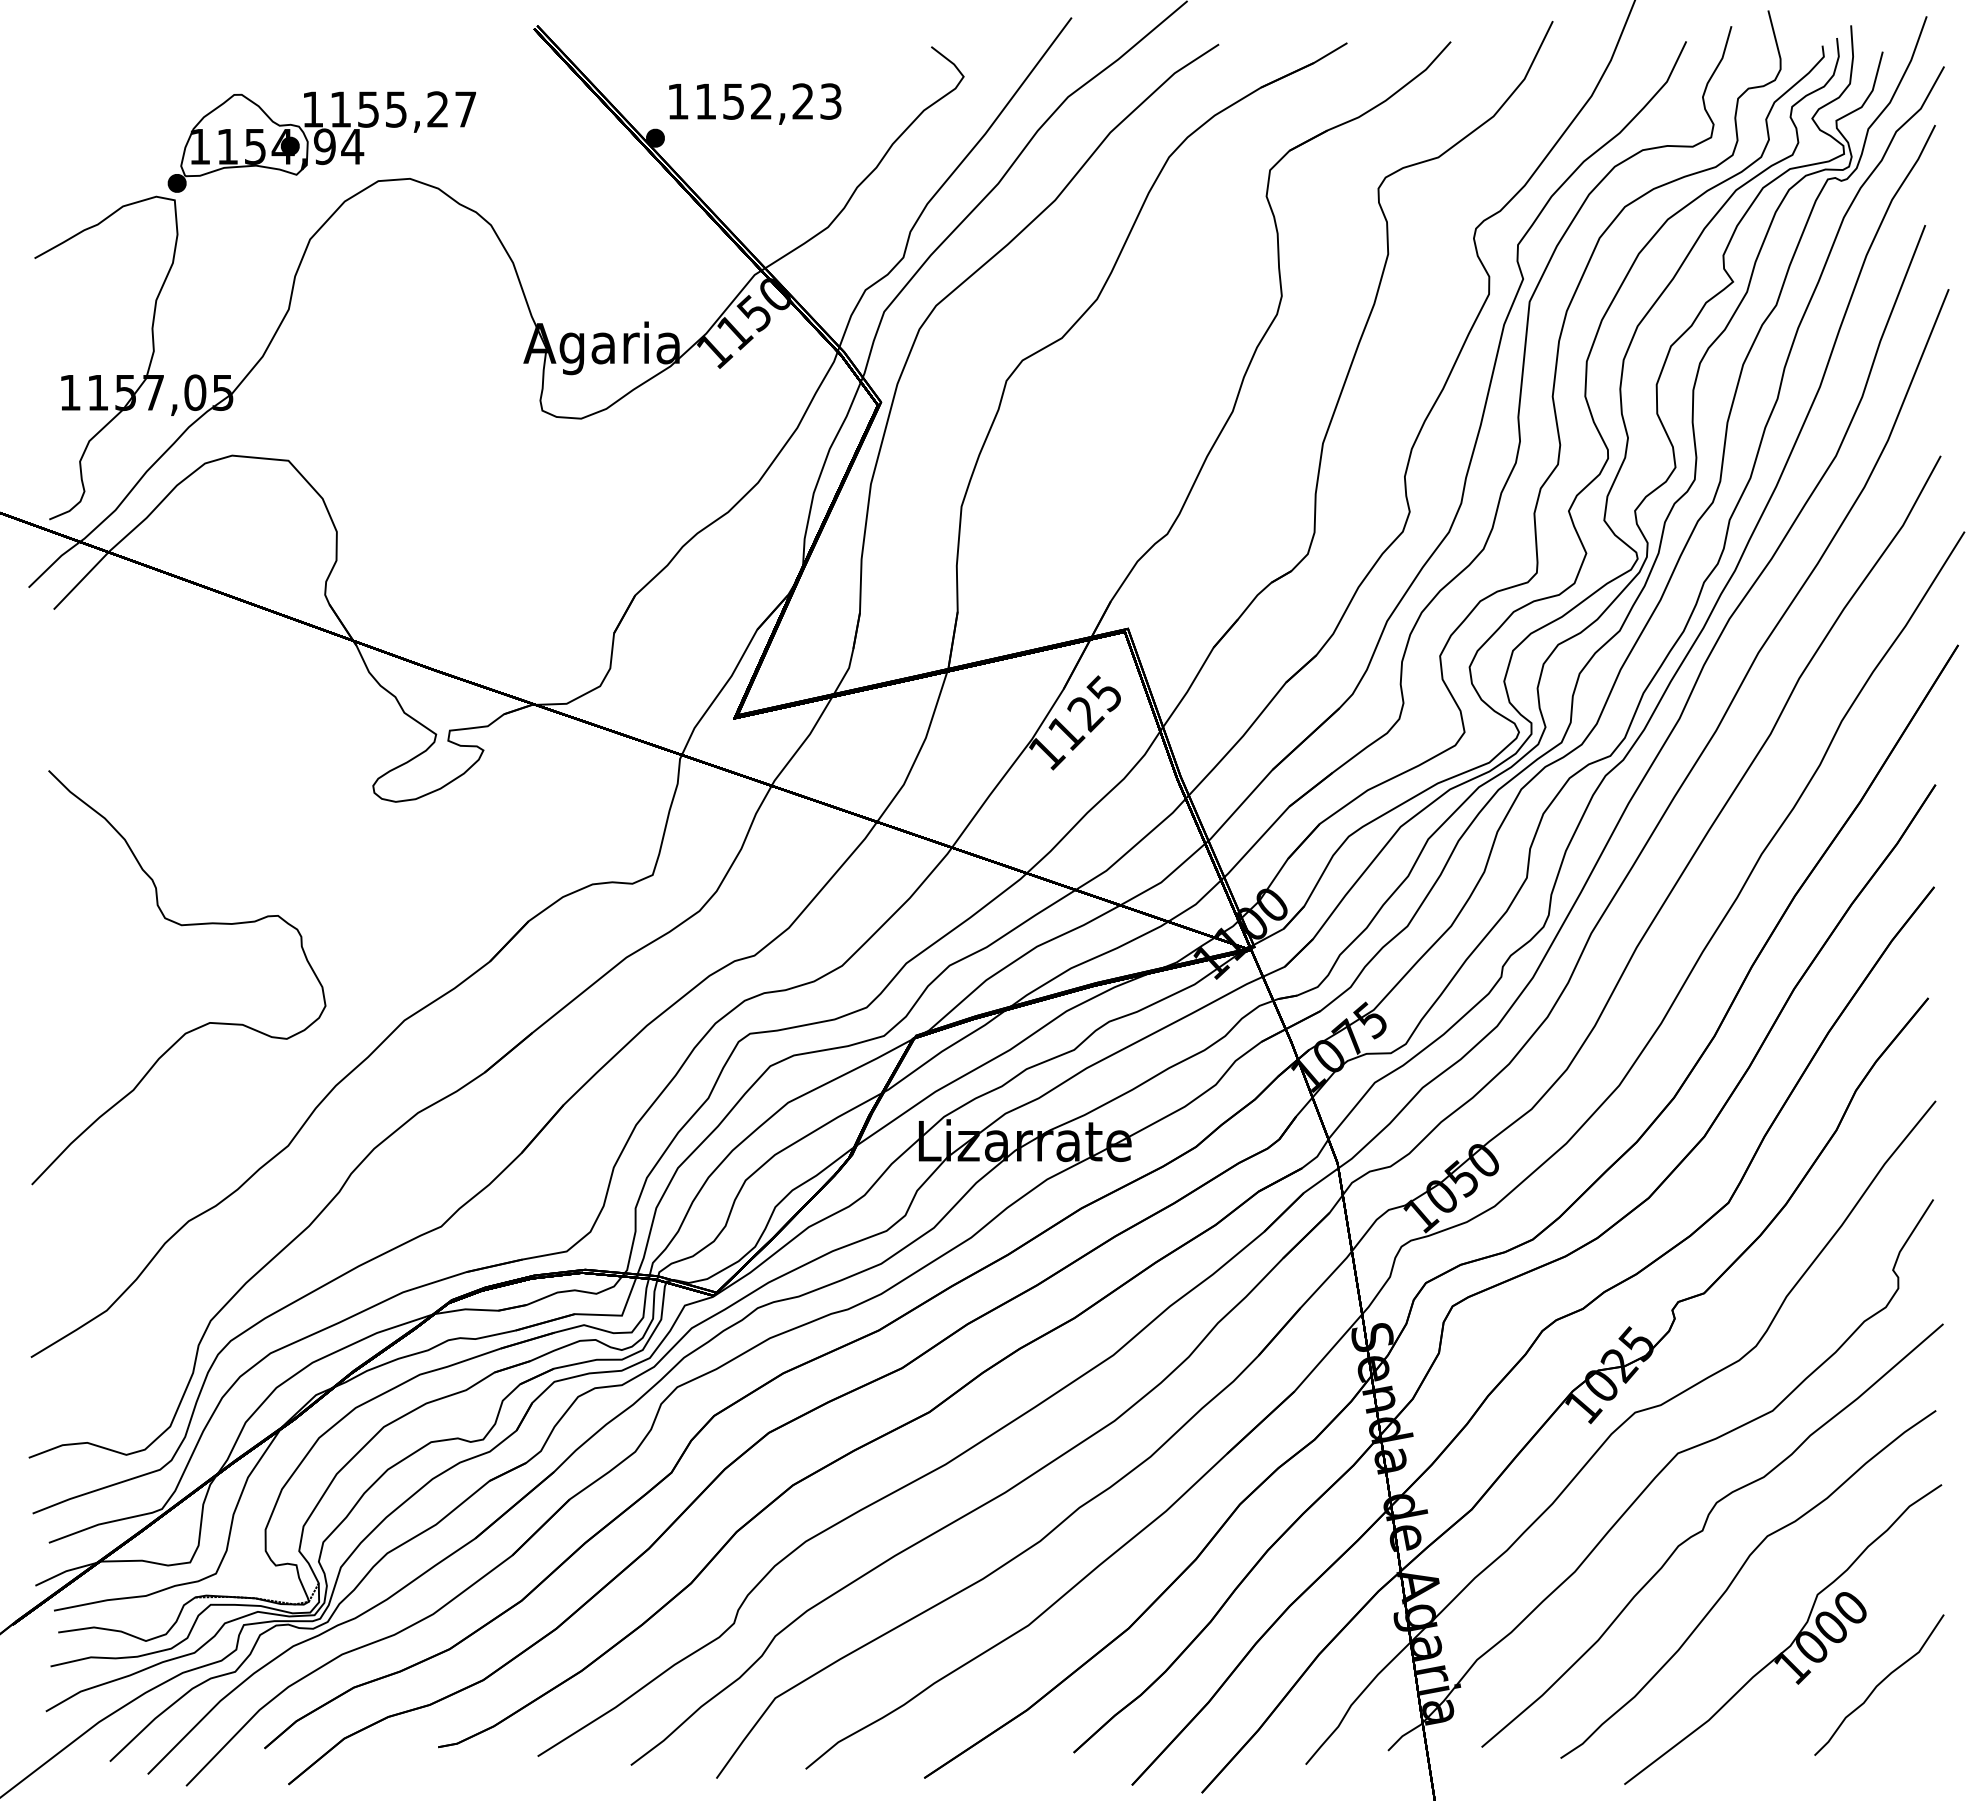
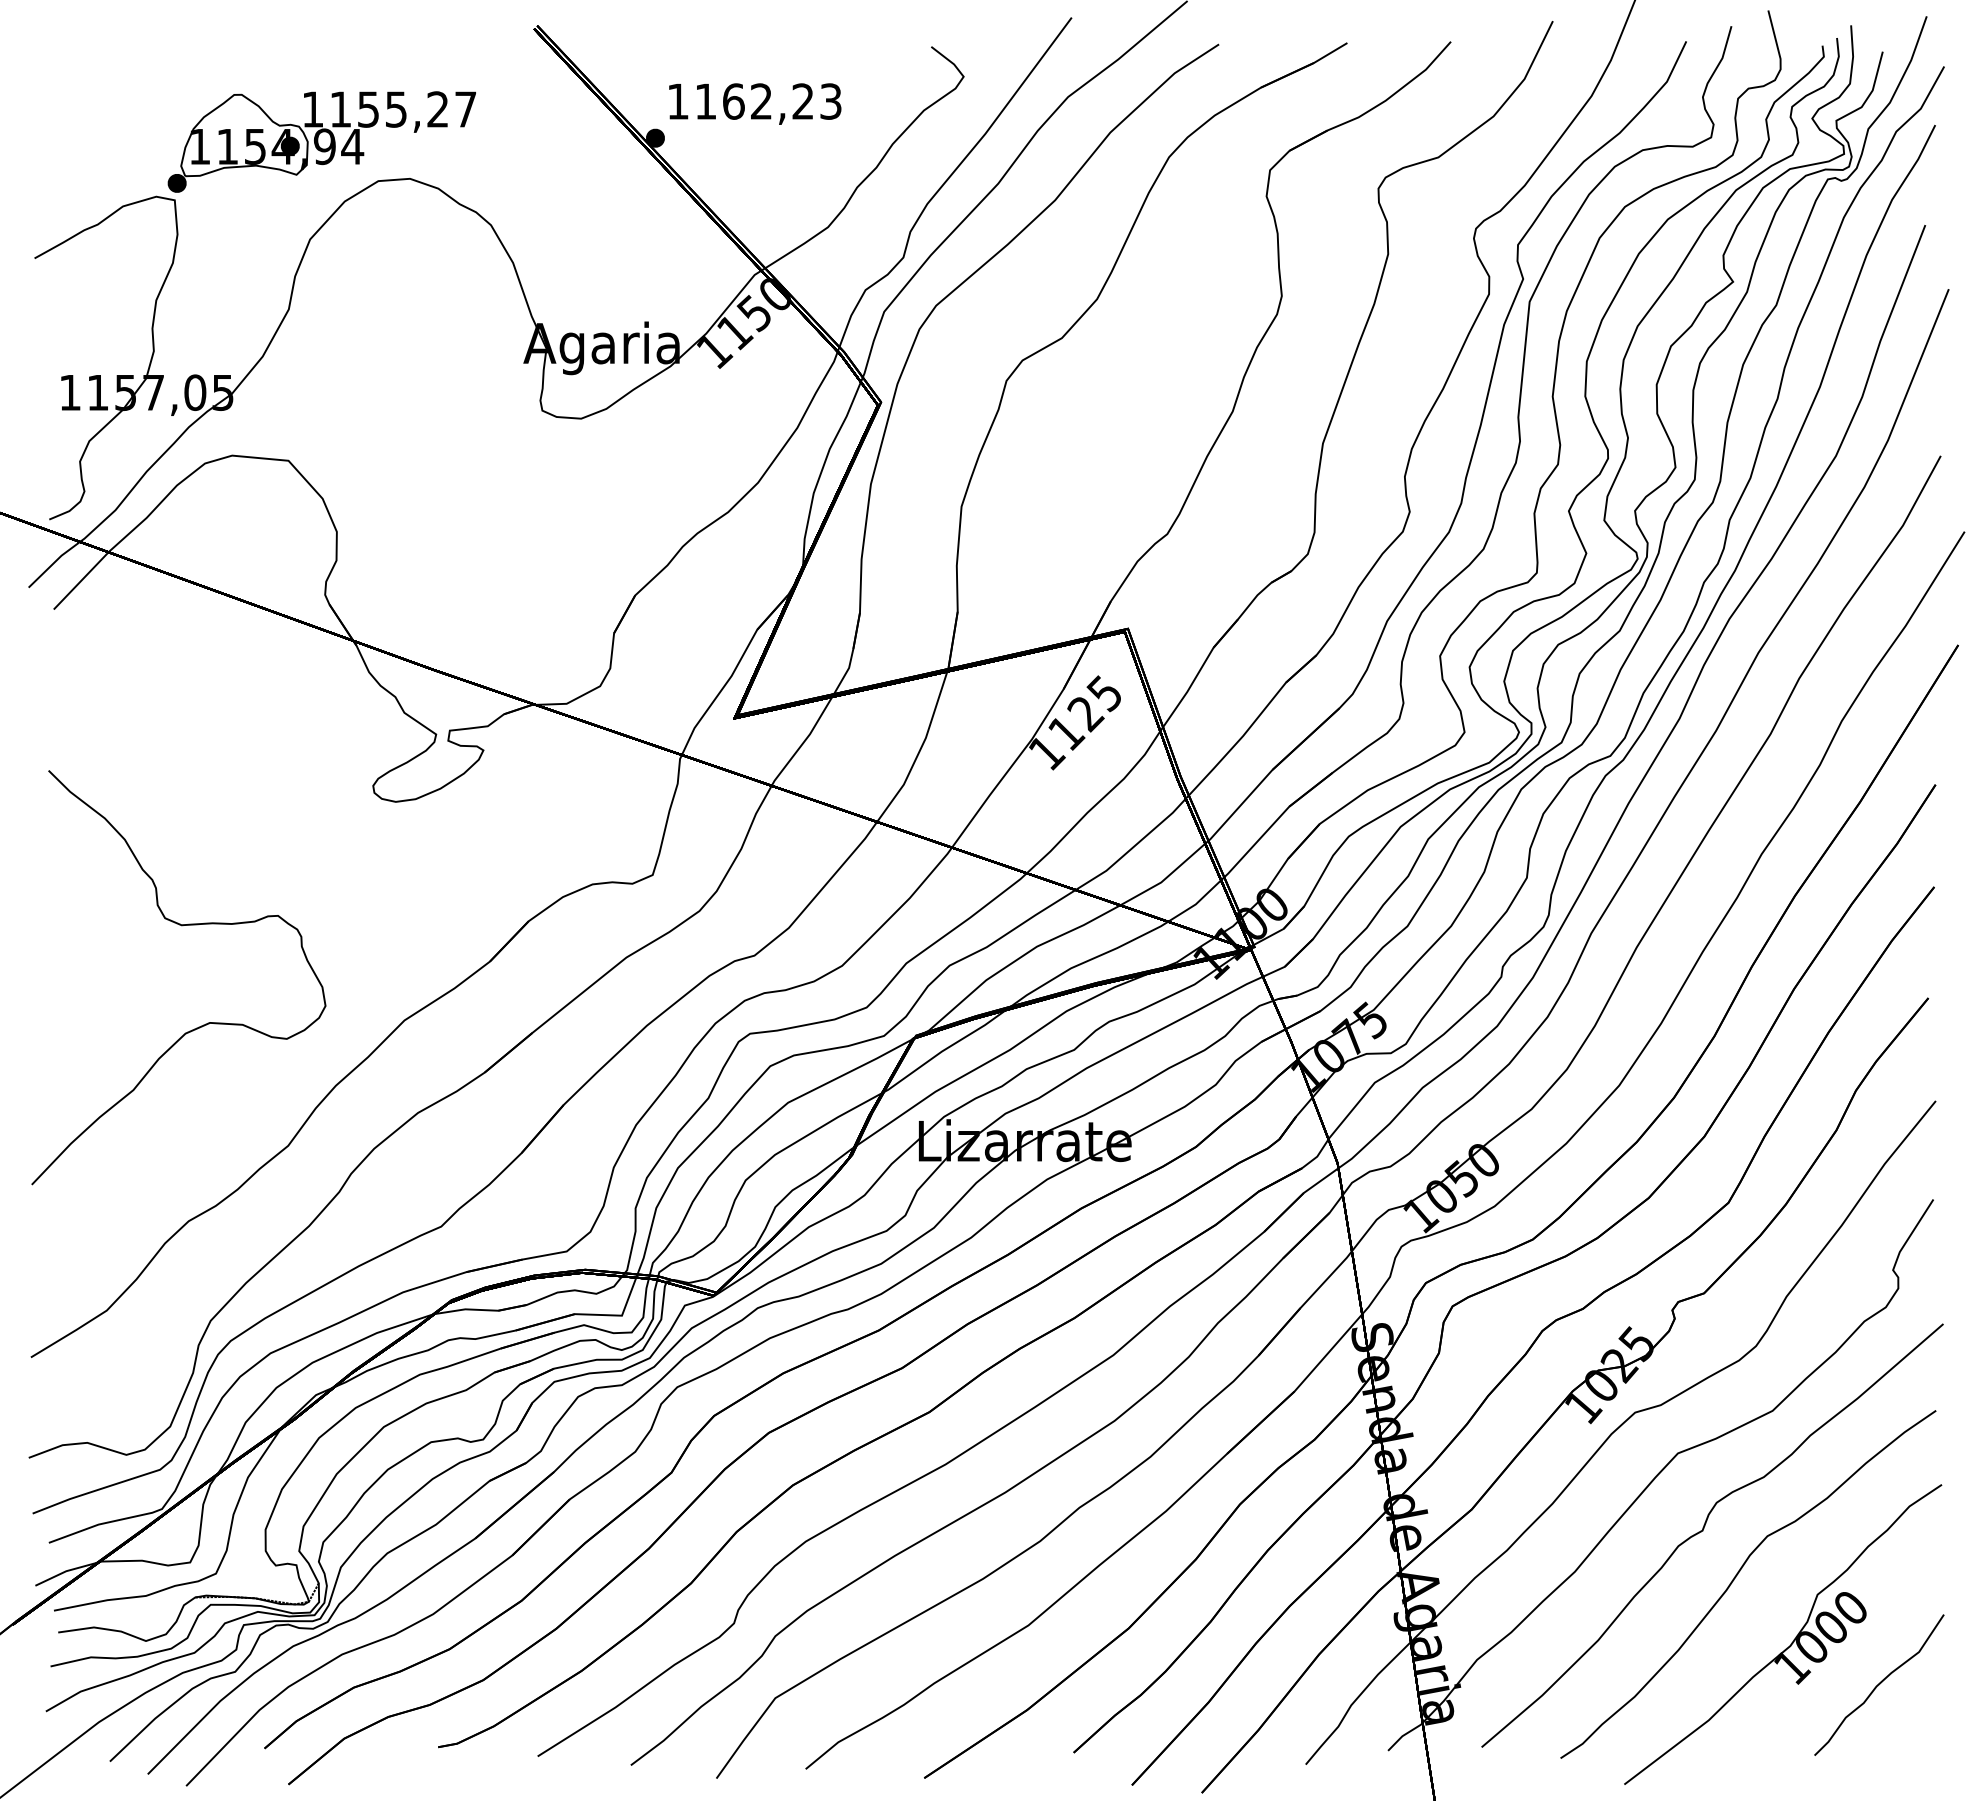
text: 1152,23 -> 1162,23 (733, 101)
